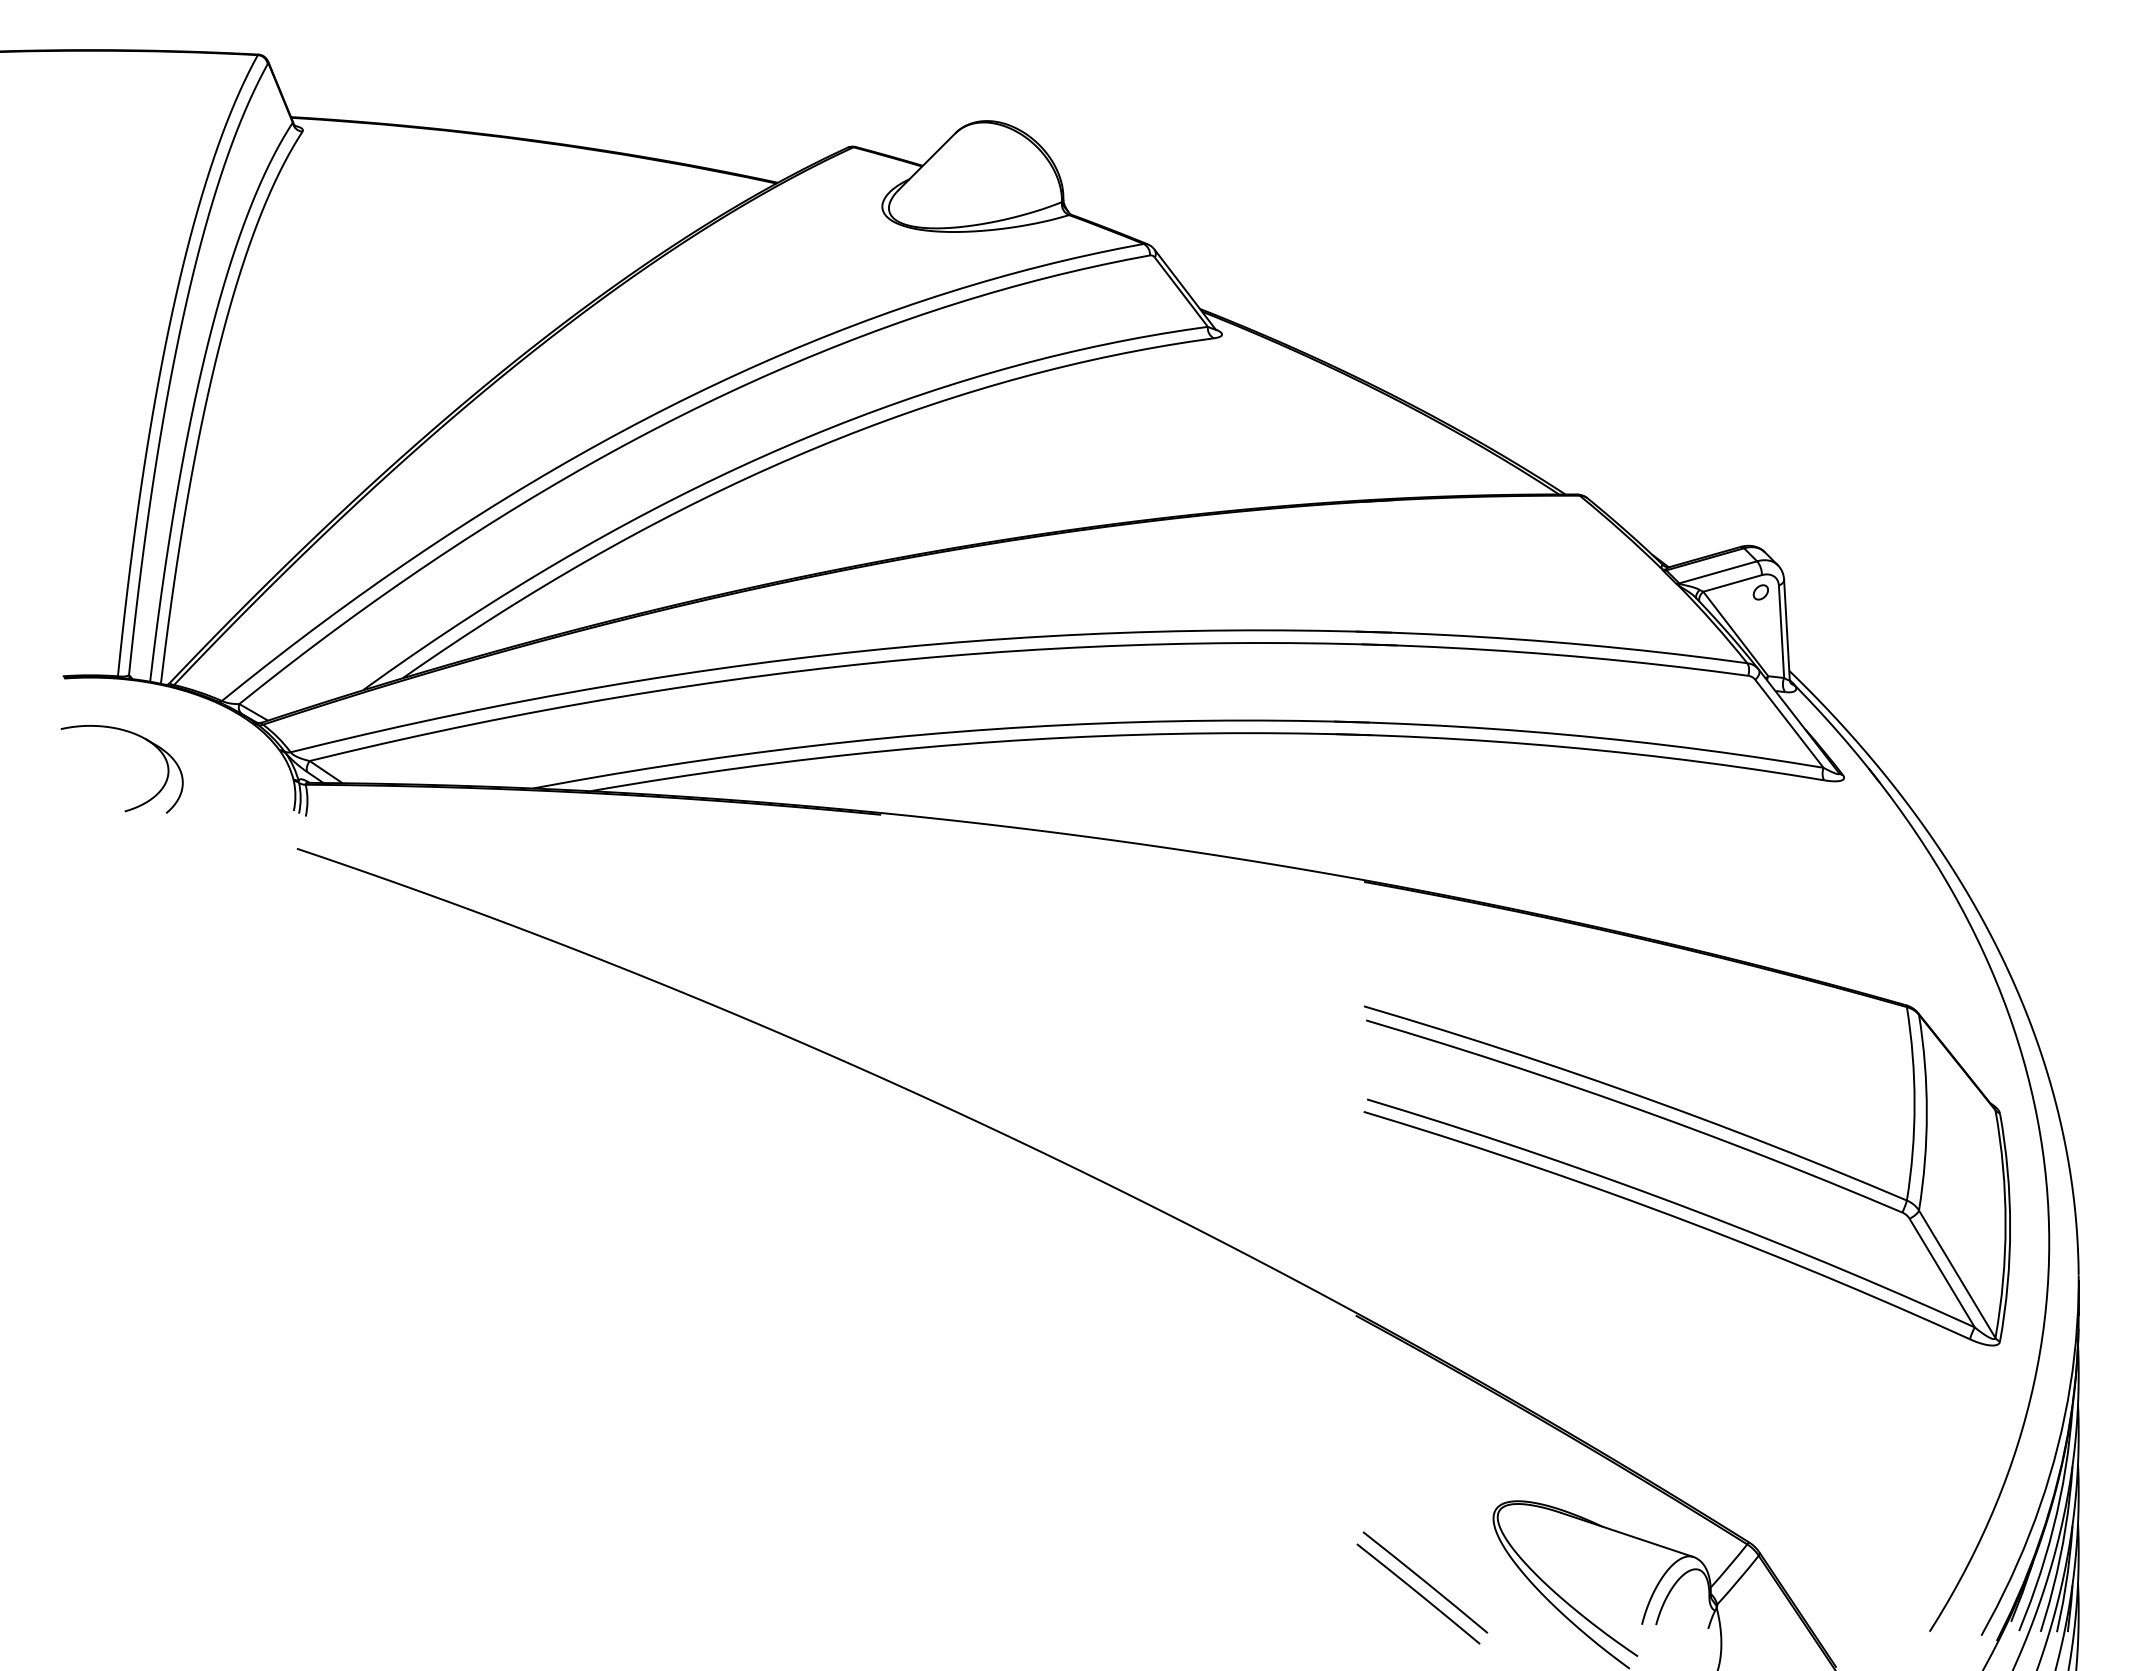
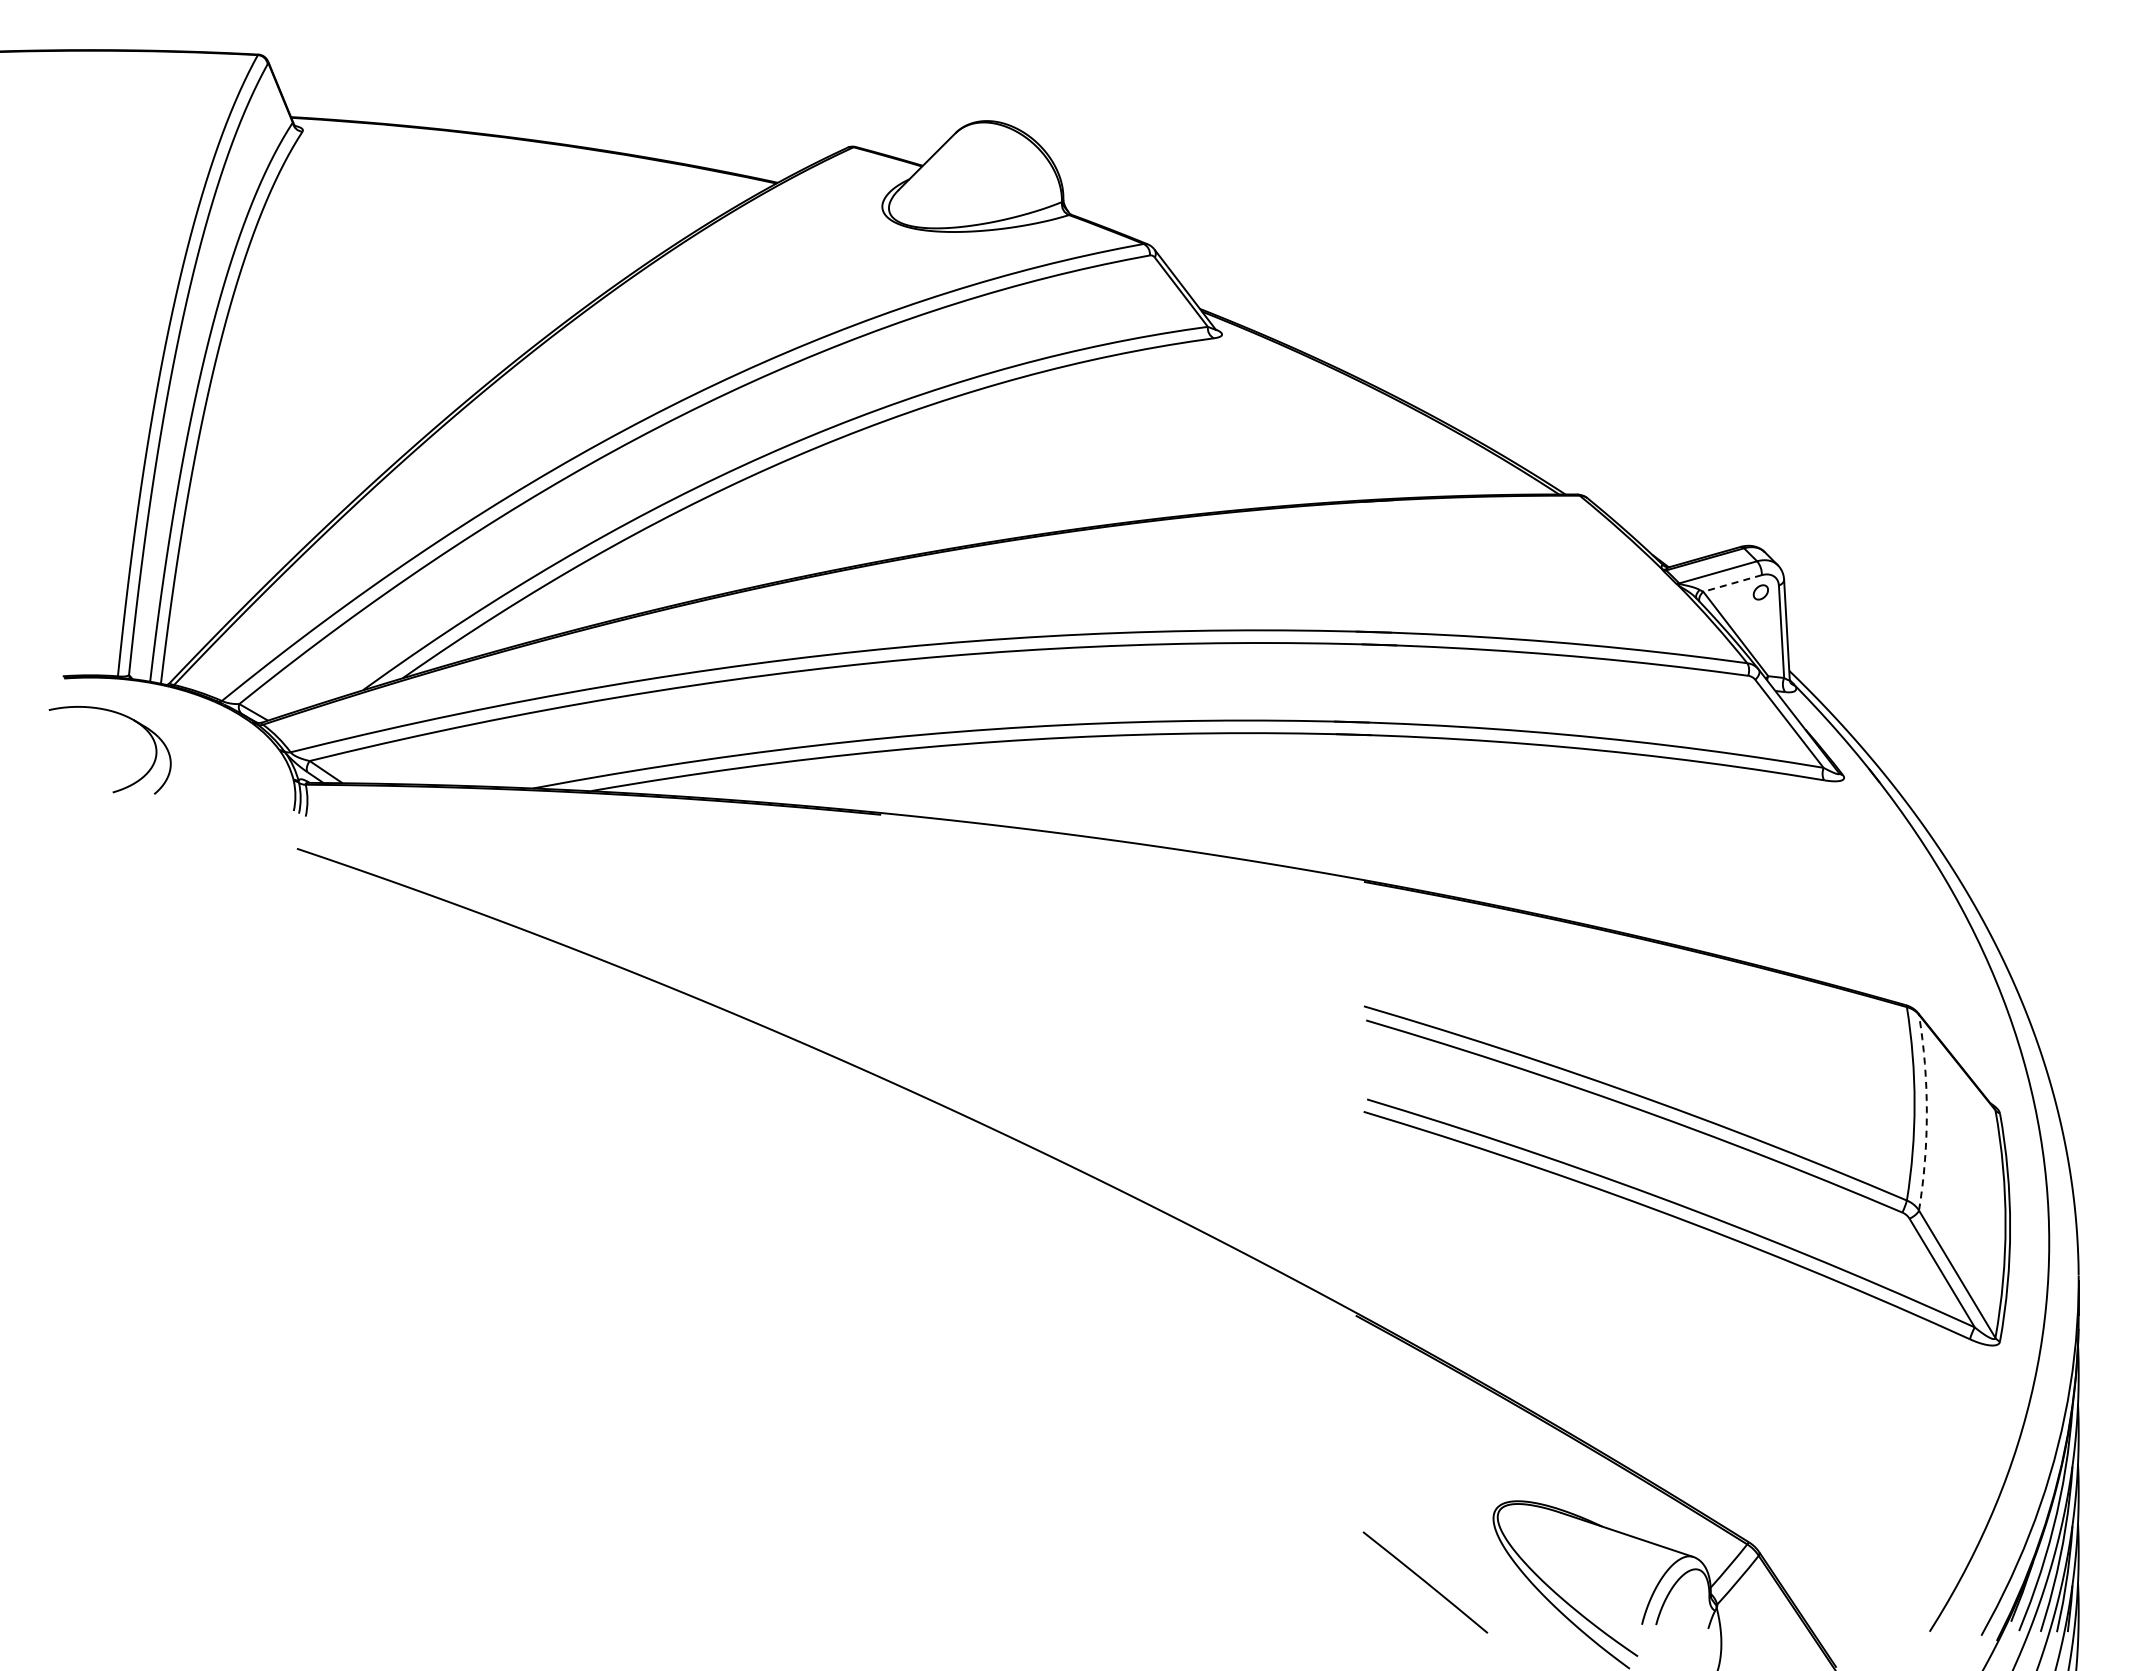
line: solid -> dashed (1732, 583)
part position: (135, 735) -> (123, 716) (123, 716)
arc: solid -> dashed (1926, 1112)
line: present -> none (1418, 1593)
